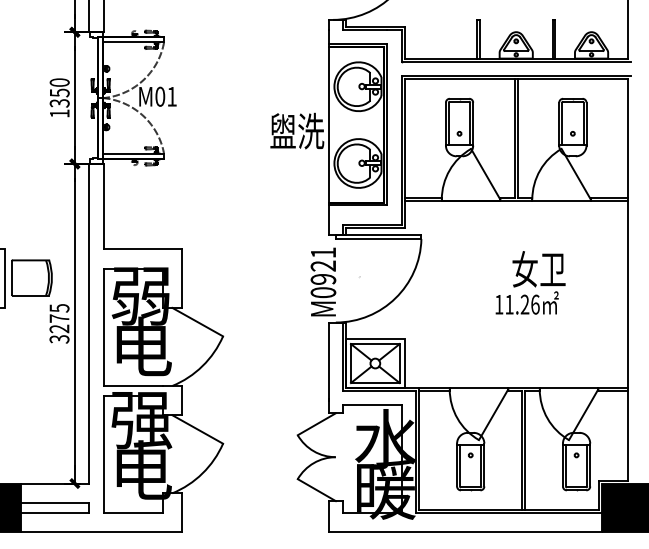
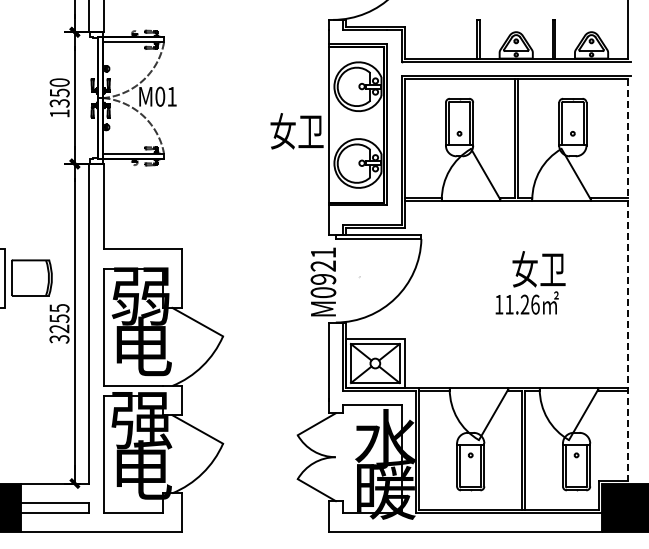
text: 盥洗 -> 女卫 (297, 130)
line: solid -> dashed (628, 279)
text: 3275 -> 3255 (59, 318)
